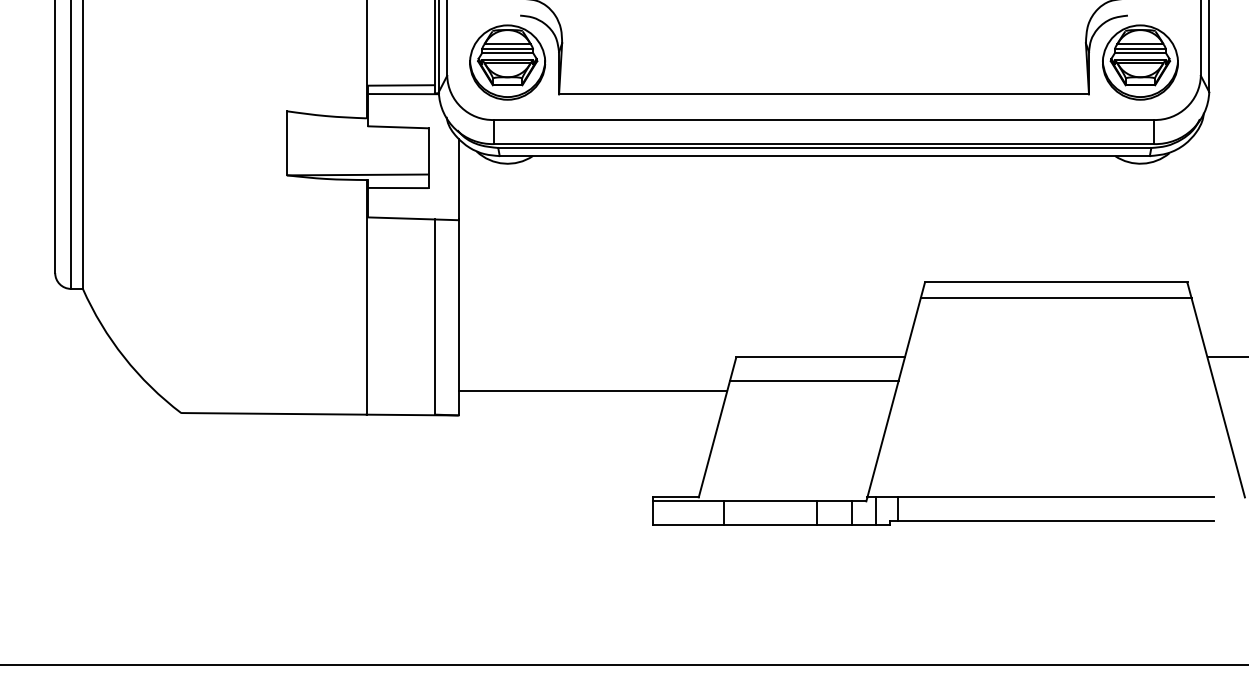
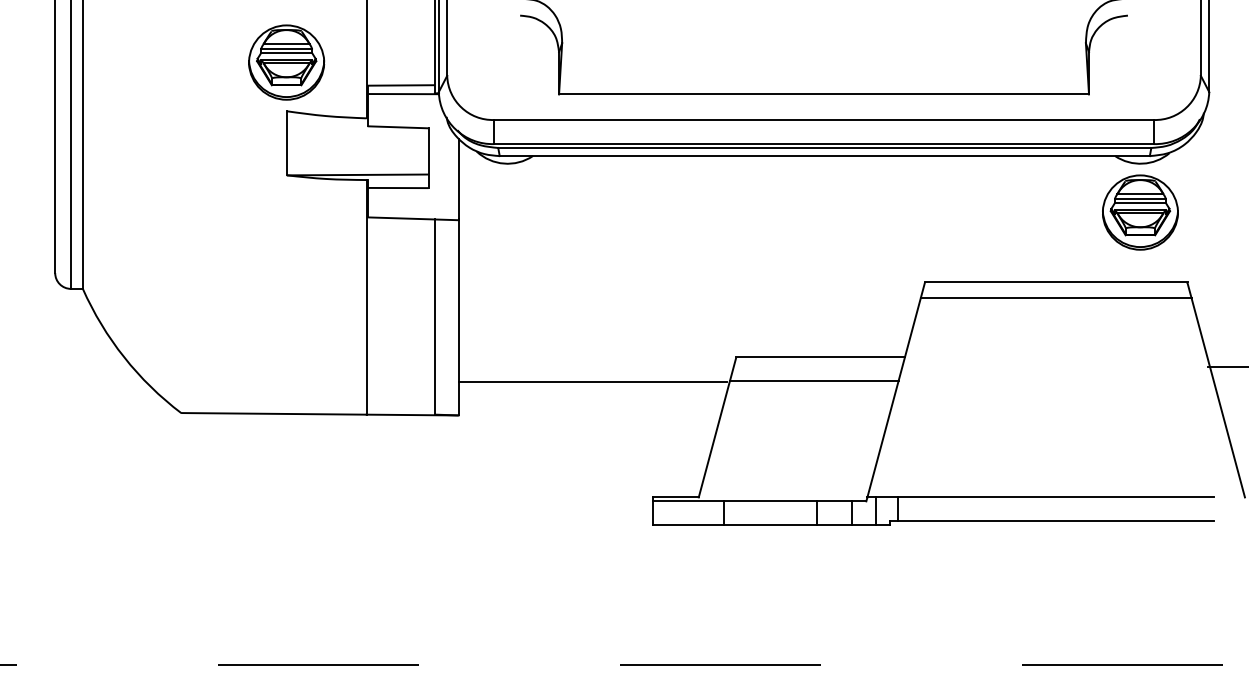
part position: (507, 62) -> (286, 62) (286, 62)
part position: (1140, 62) -> (1140, 212) (1140, 212)
line position: (1226, 357) -> (1226, 367) (1226, 367)
line position: (592, 390) -> (592, 381) (592, 381)
line: solid -> dashed (624, 665)
